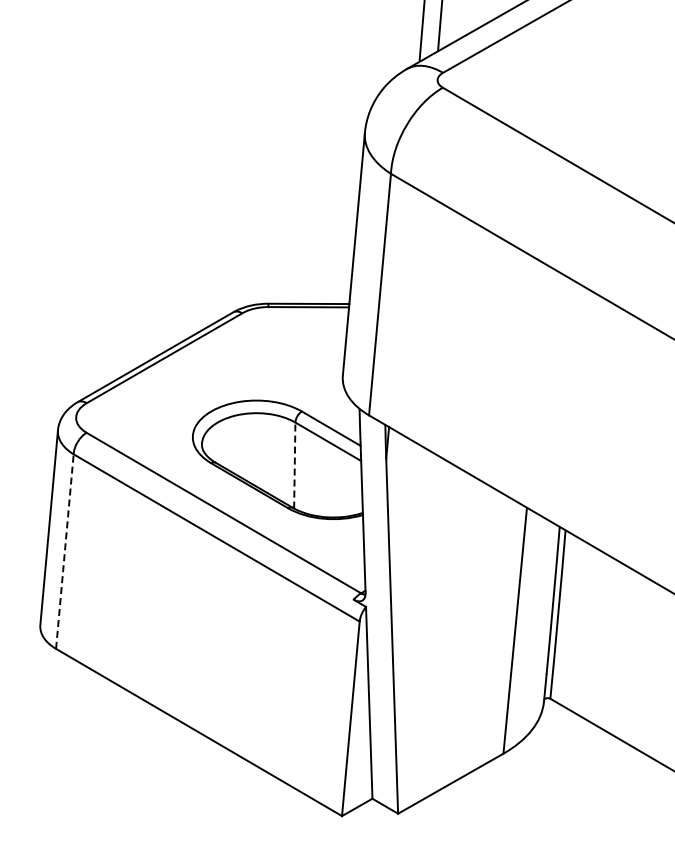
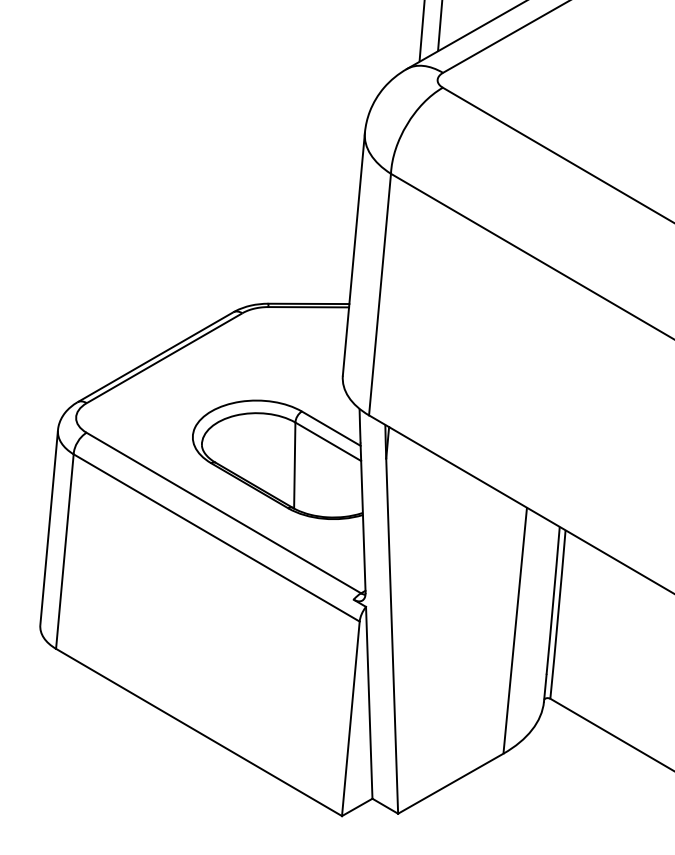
line: dashed -> solid (294, 465)
line: dashed -> solid (64, 551)
